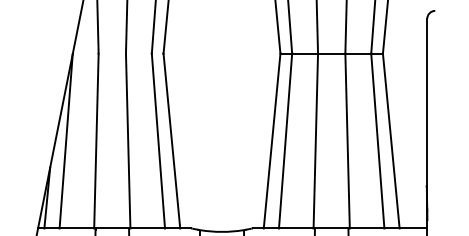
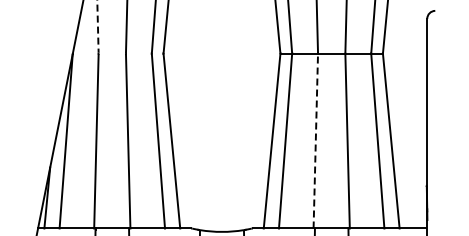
line: solid -> dashed (97, 26)
line: solid -> dashed (315, 141)
